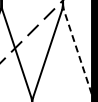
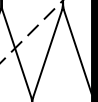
line: dashed -> solid (77, 51)
